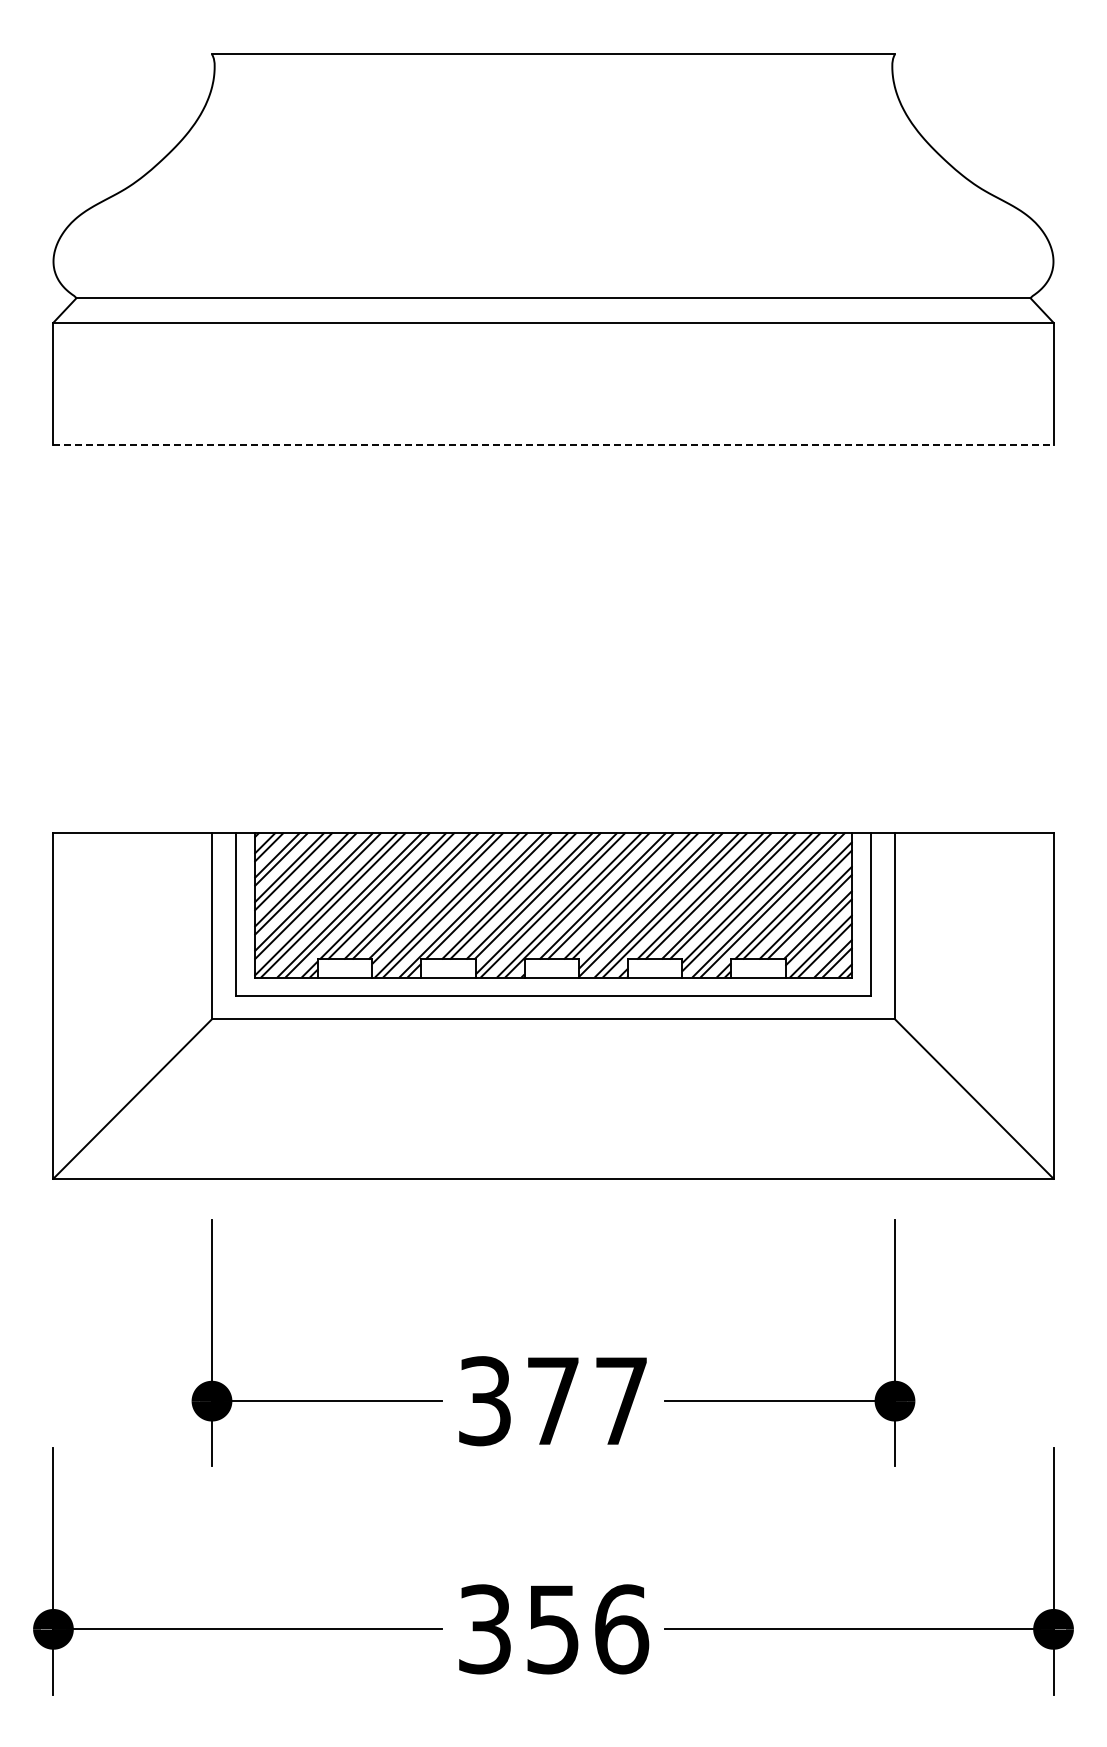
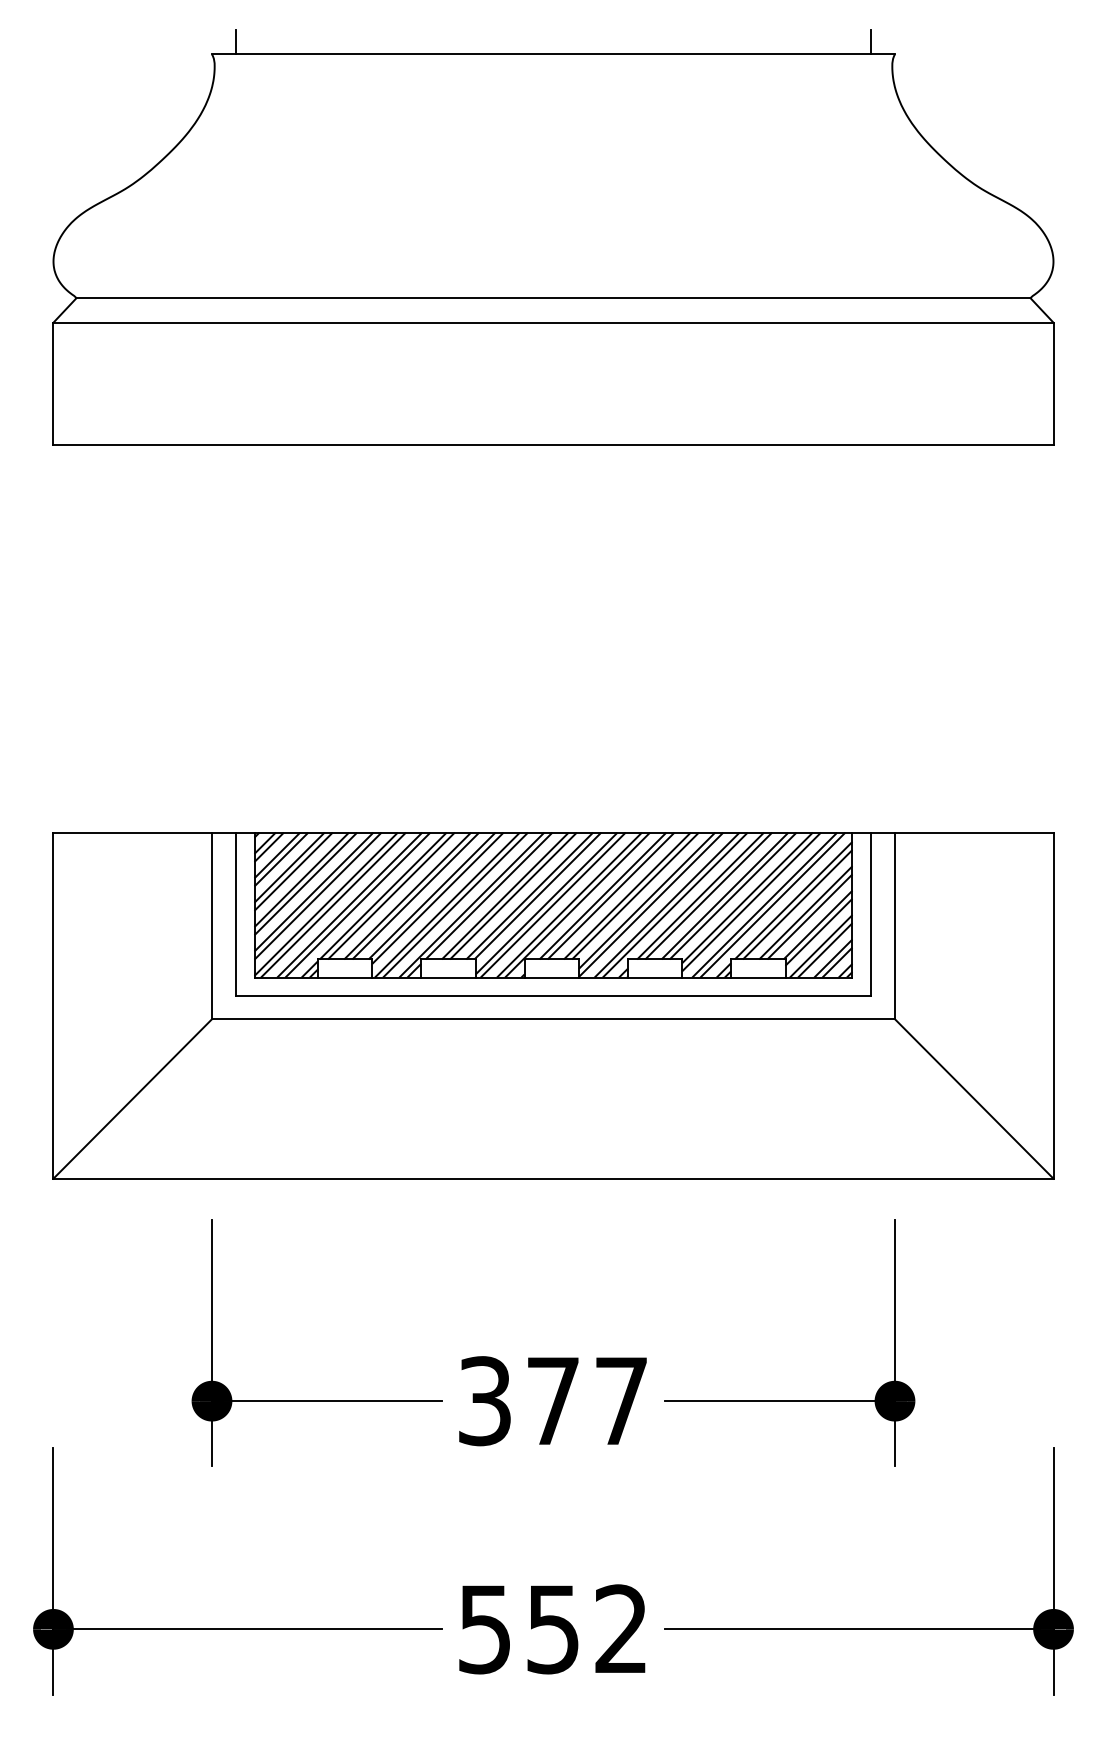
line: none -> present (236, 42)
line: none -> present (870, 42)
line: dashed -> solid (553, 444)
text: 356 -> 552 (554, 1629)
